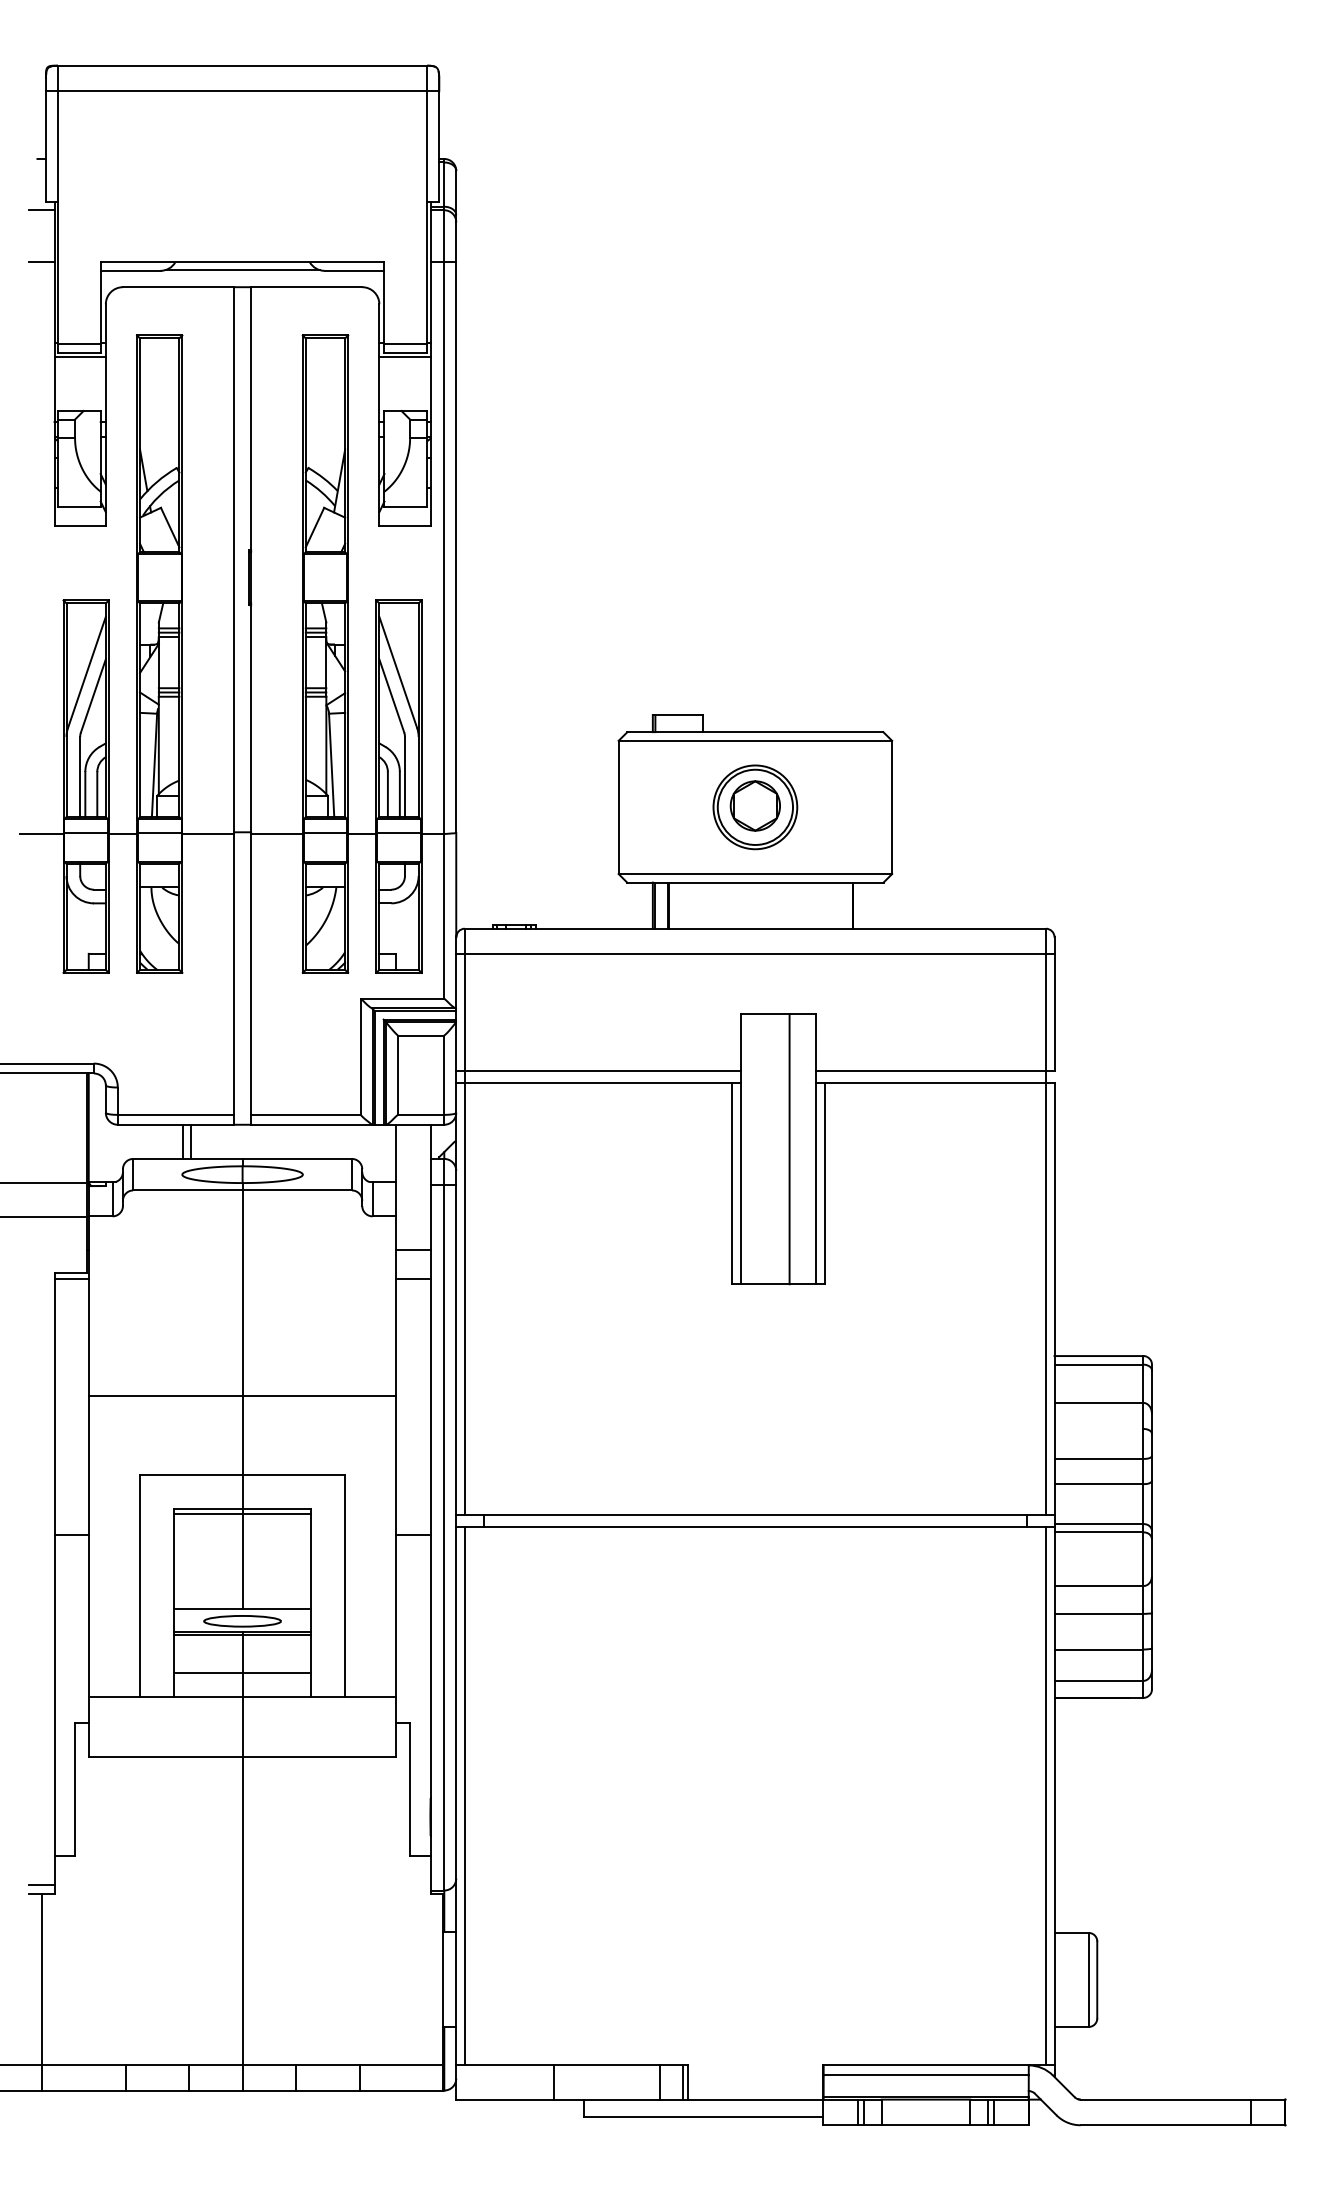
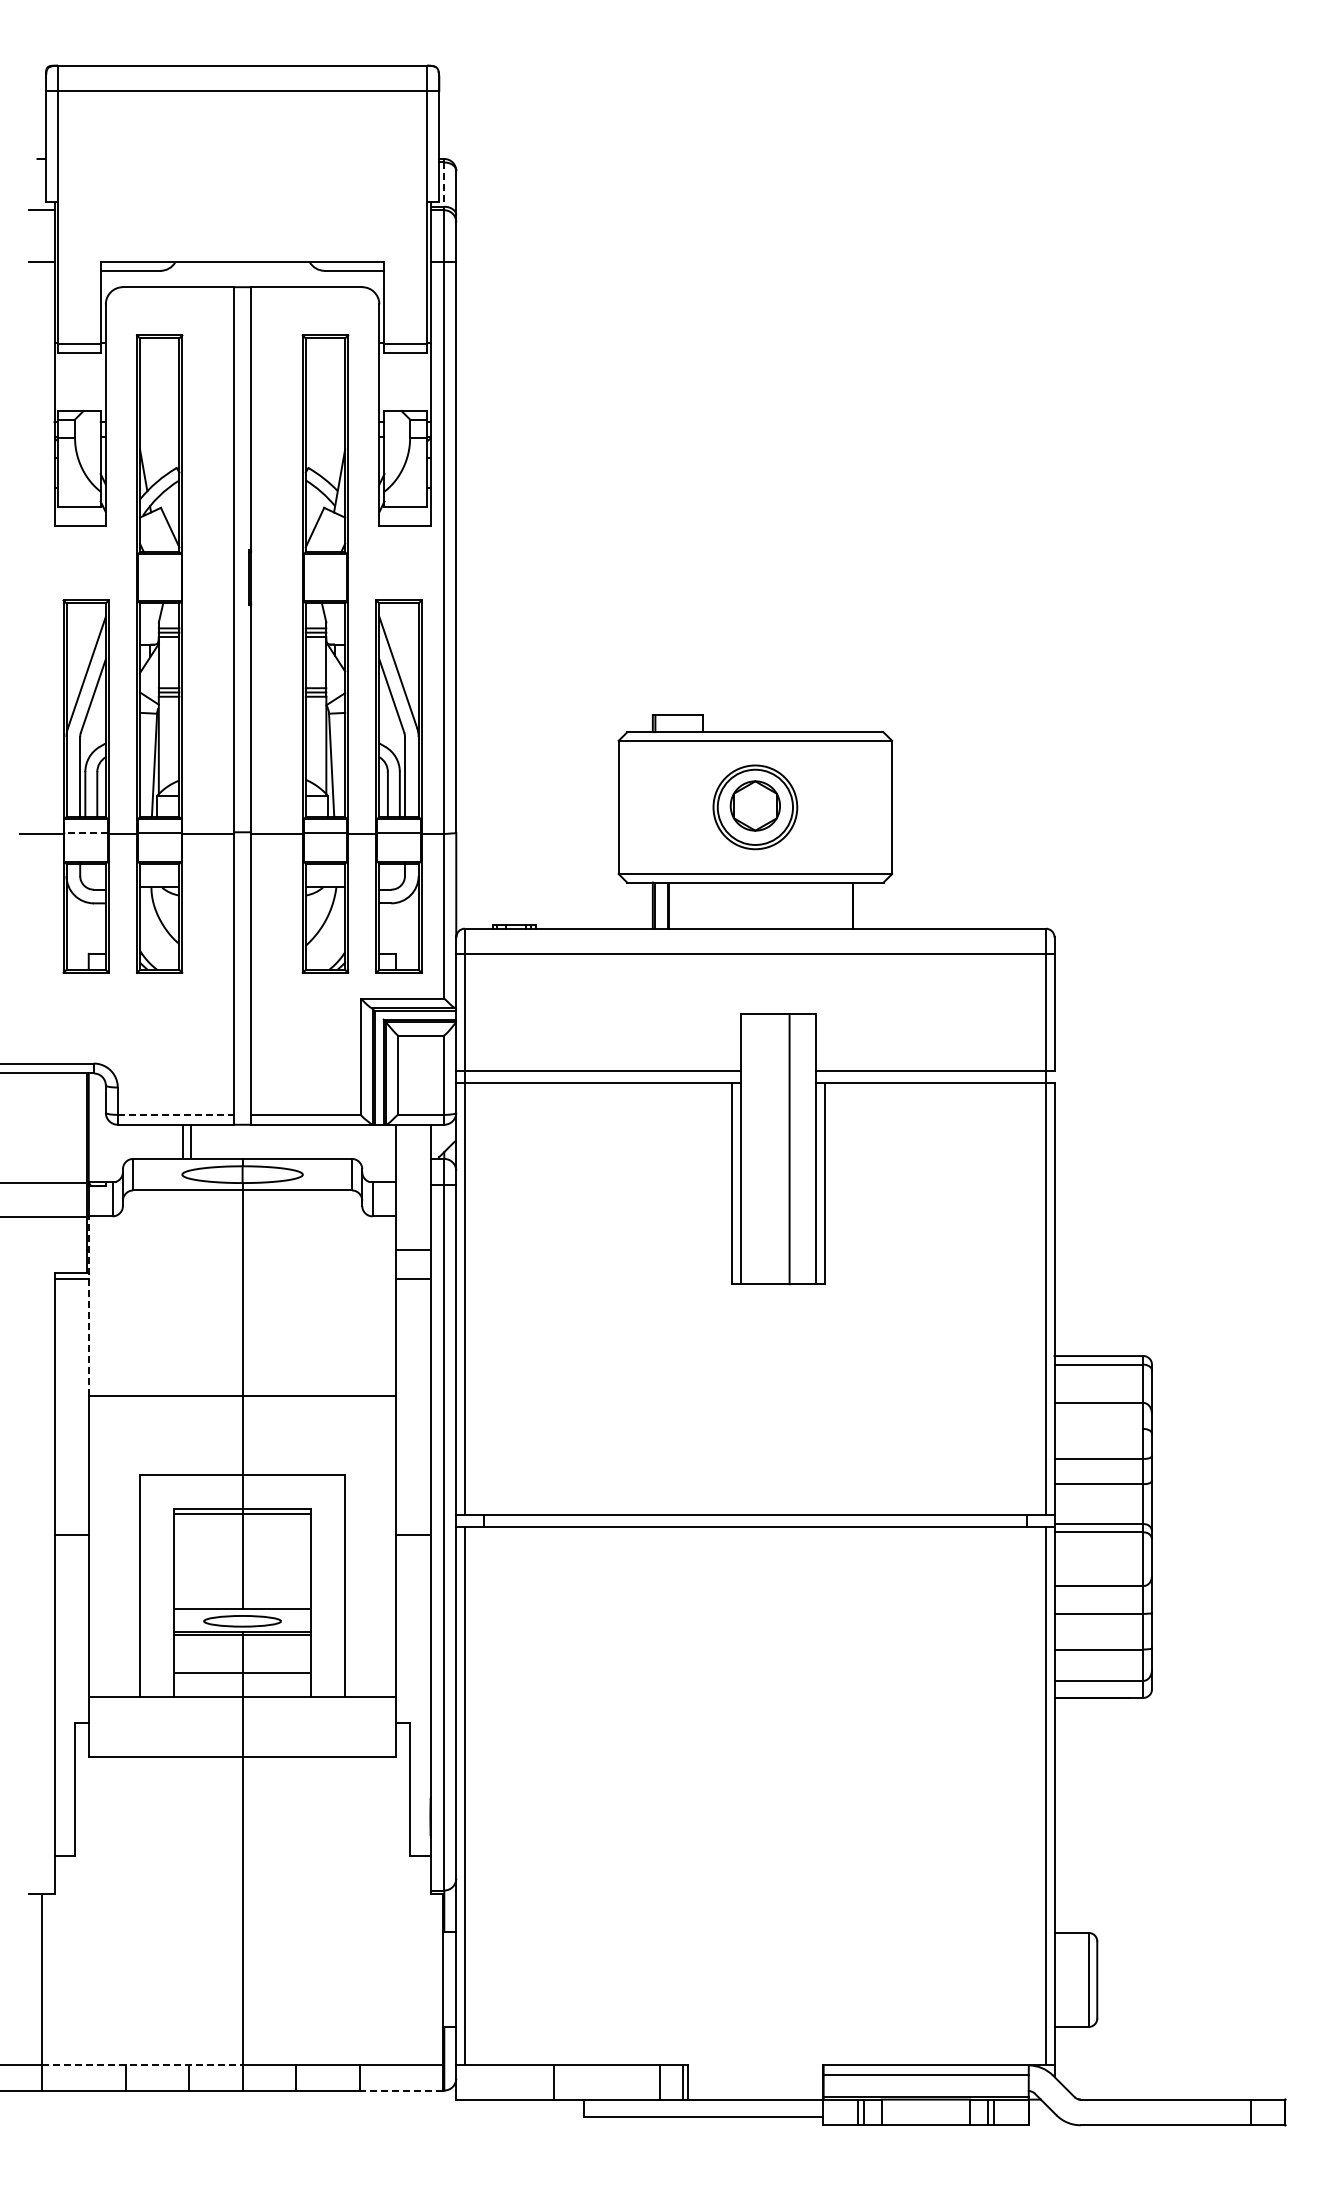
line: solid -> dashed (444, 185)
line: present -> none (242, 270)
line: present -> none (79, 357)
line: present -> none (404, 357)
line: solid -> dashed (86, 833)
line: solid -> dashed (176, 1114)
line: solid -> dashed (88, 1305)
line: present -> none (41, 1885)
line: solid -> dashed (142, 2064)
line: solid -> dashed (401, 2090)
